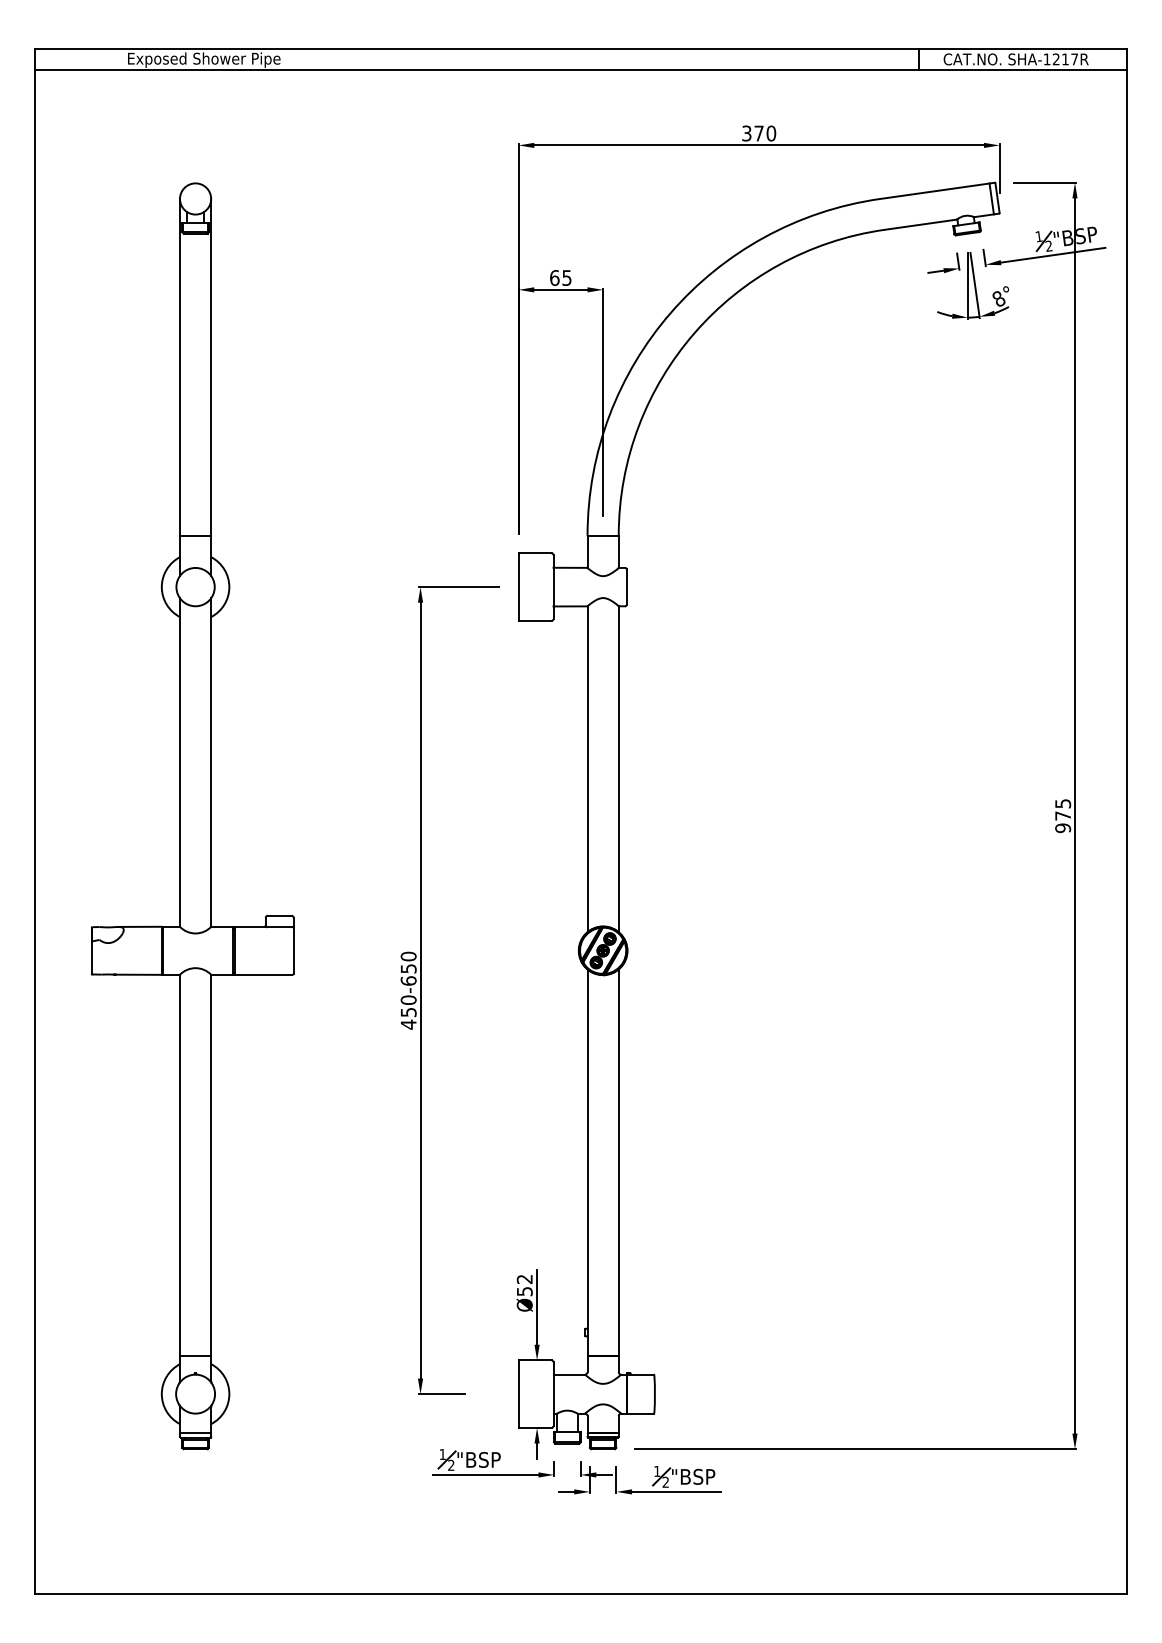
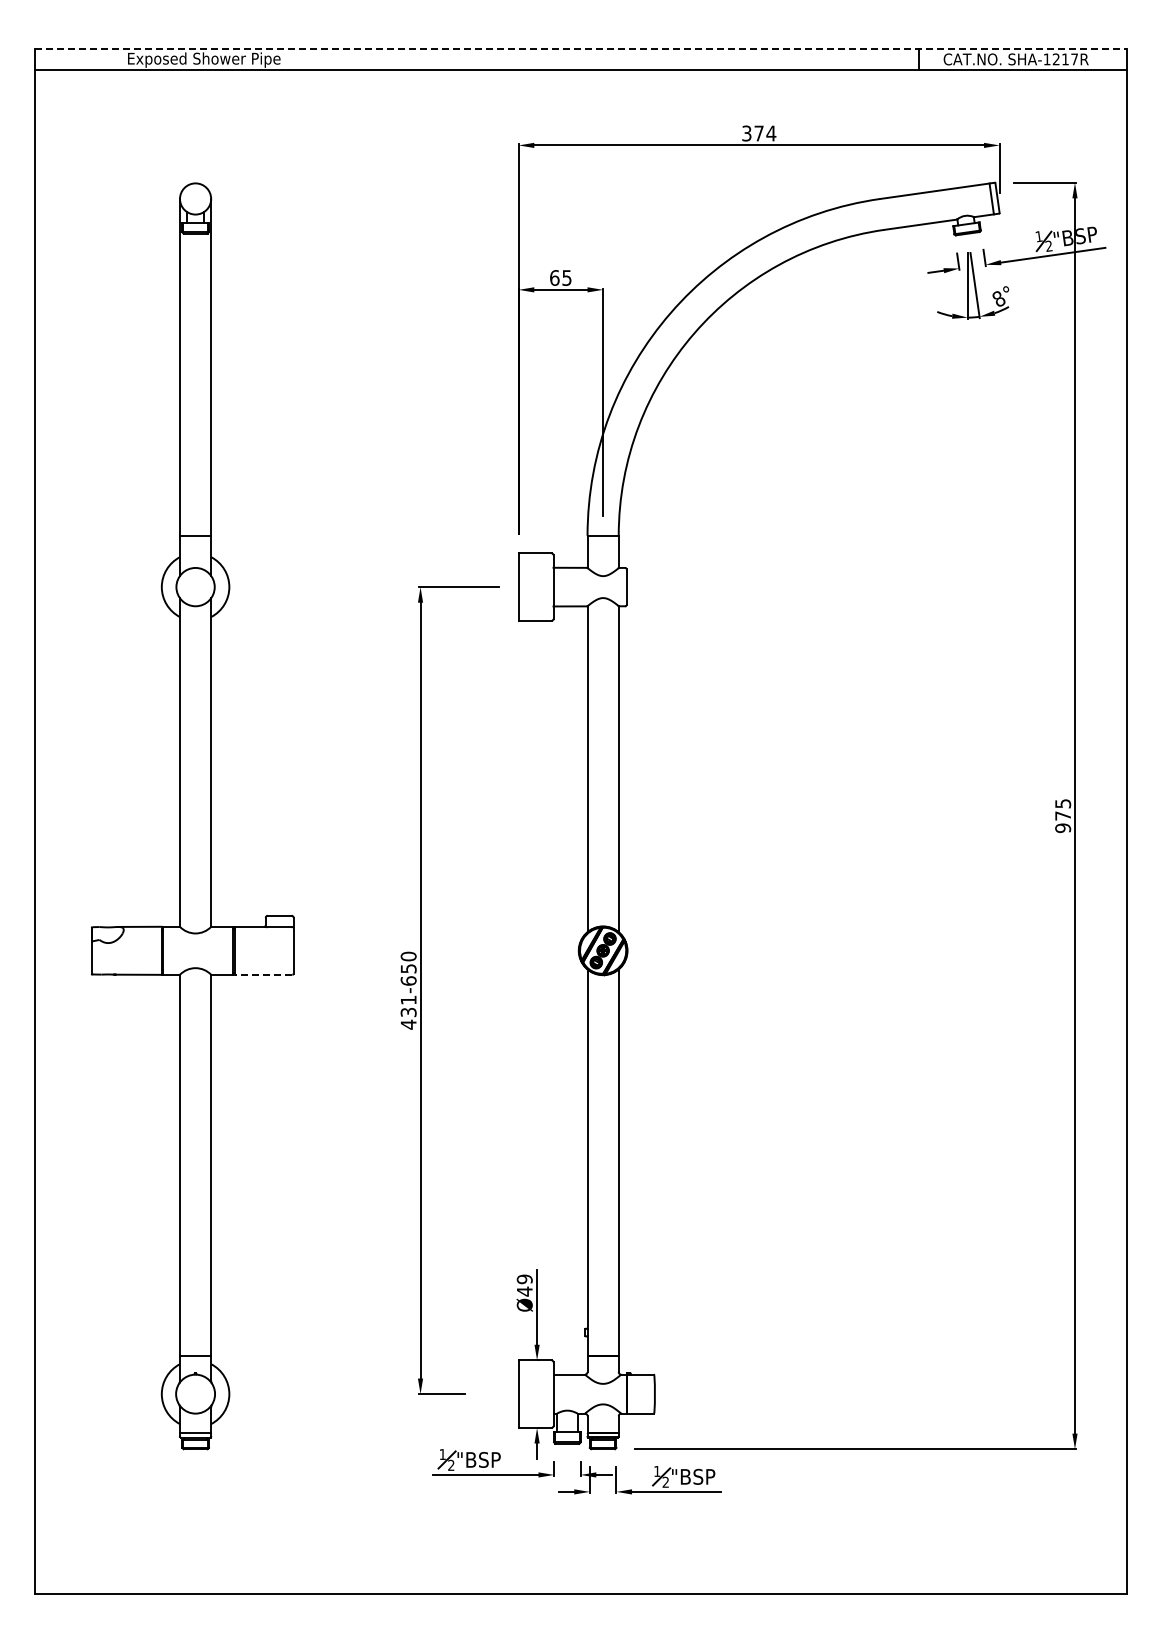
line: solid -> dashed (581, 49)
text: 370 -> 374 (771, 133)
line: solid -> dashed (263, 974)
text: 450-650 -> 431-650 (408, 1005)
text: Ø52 -> Ø49 (524, 1285)
